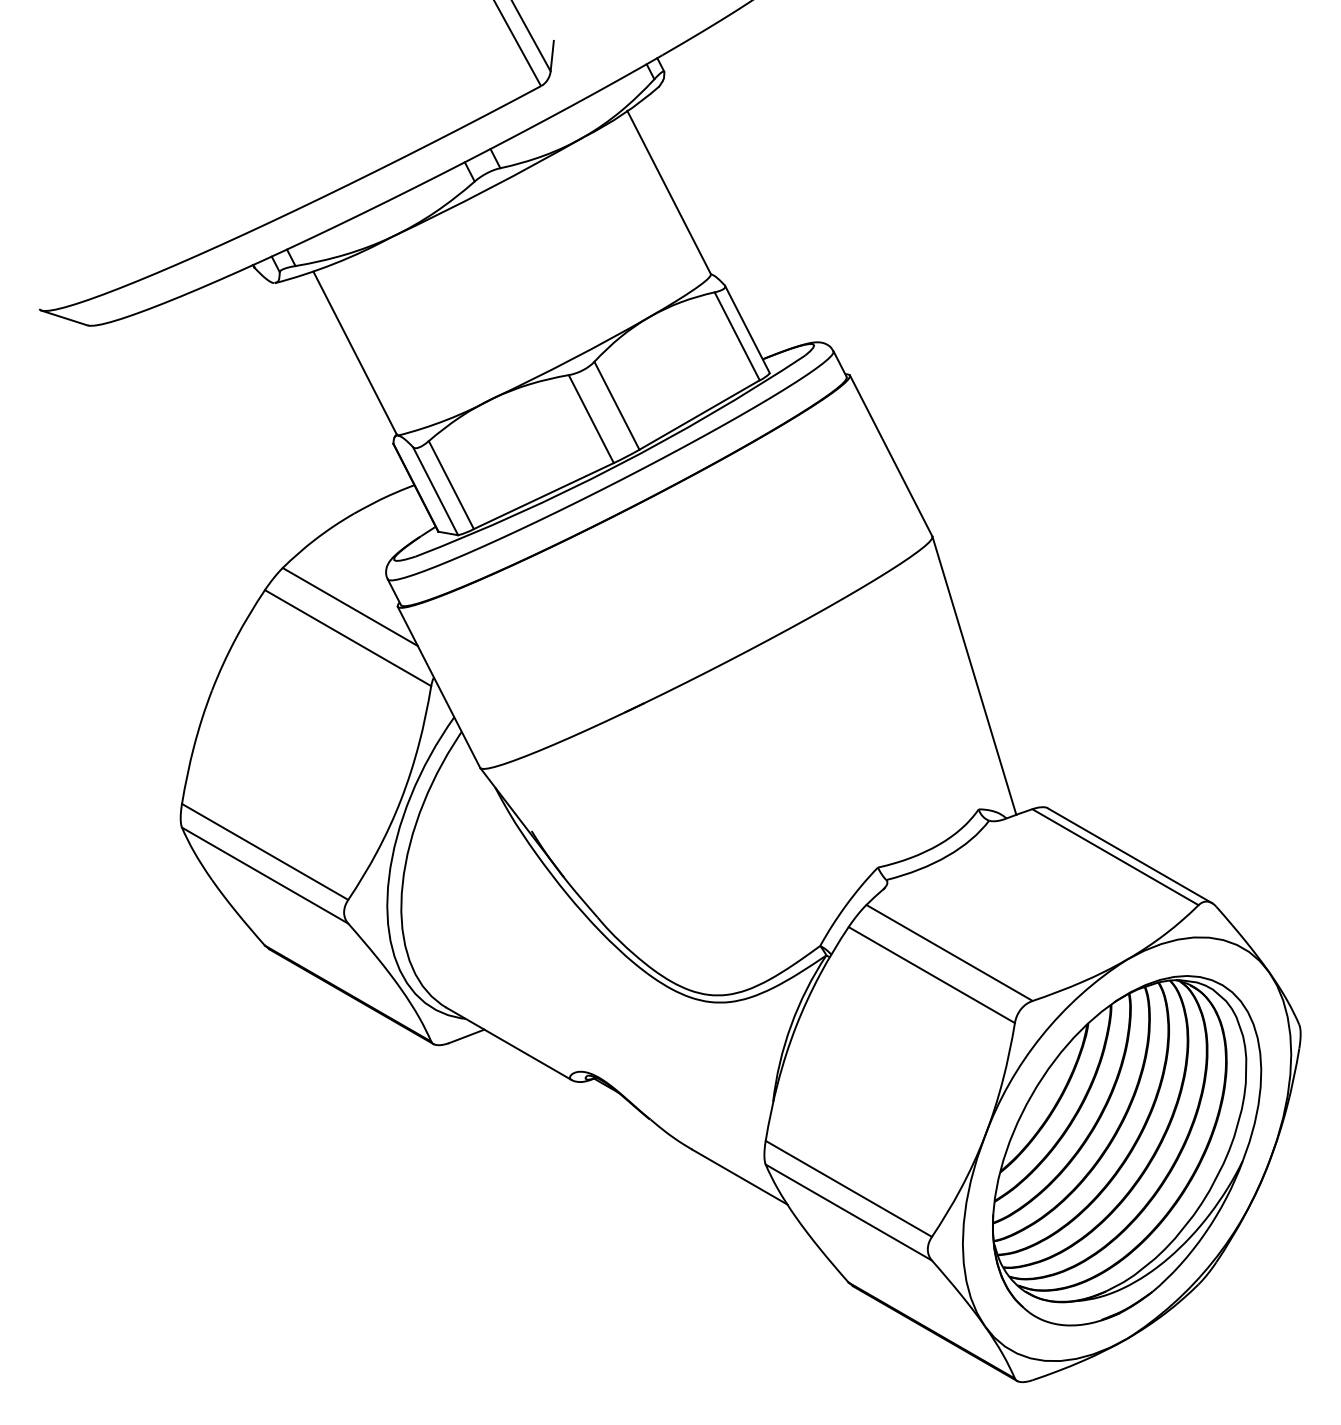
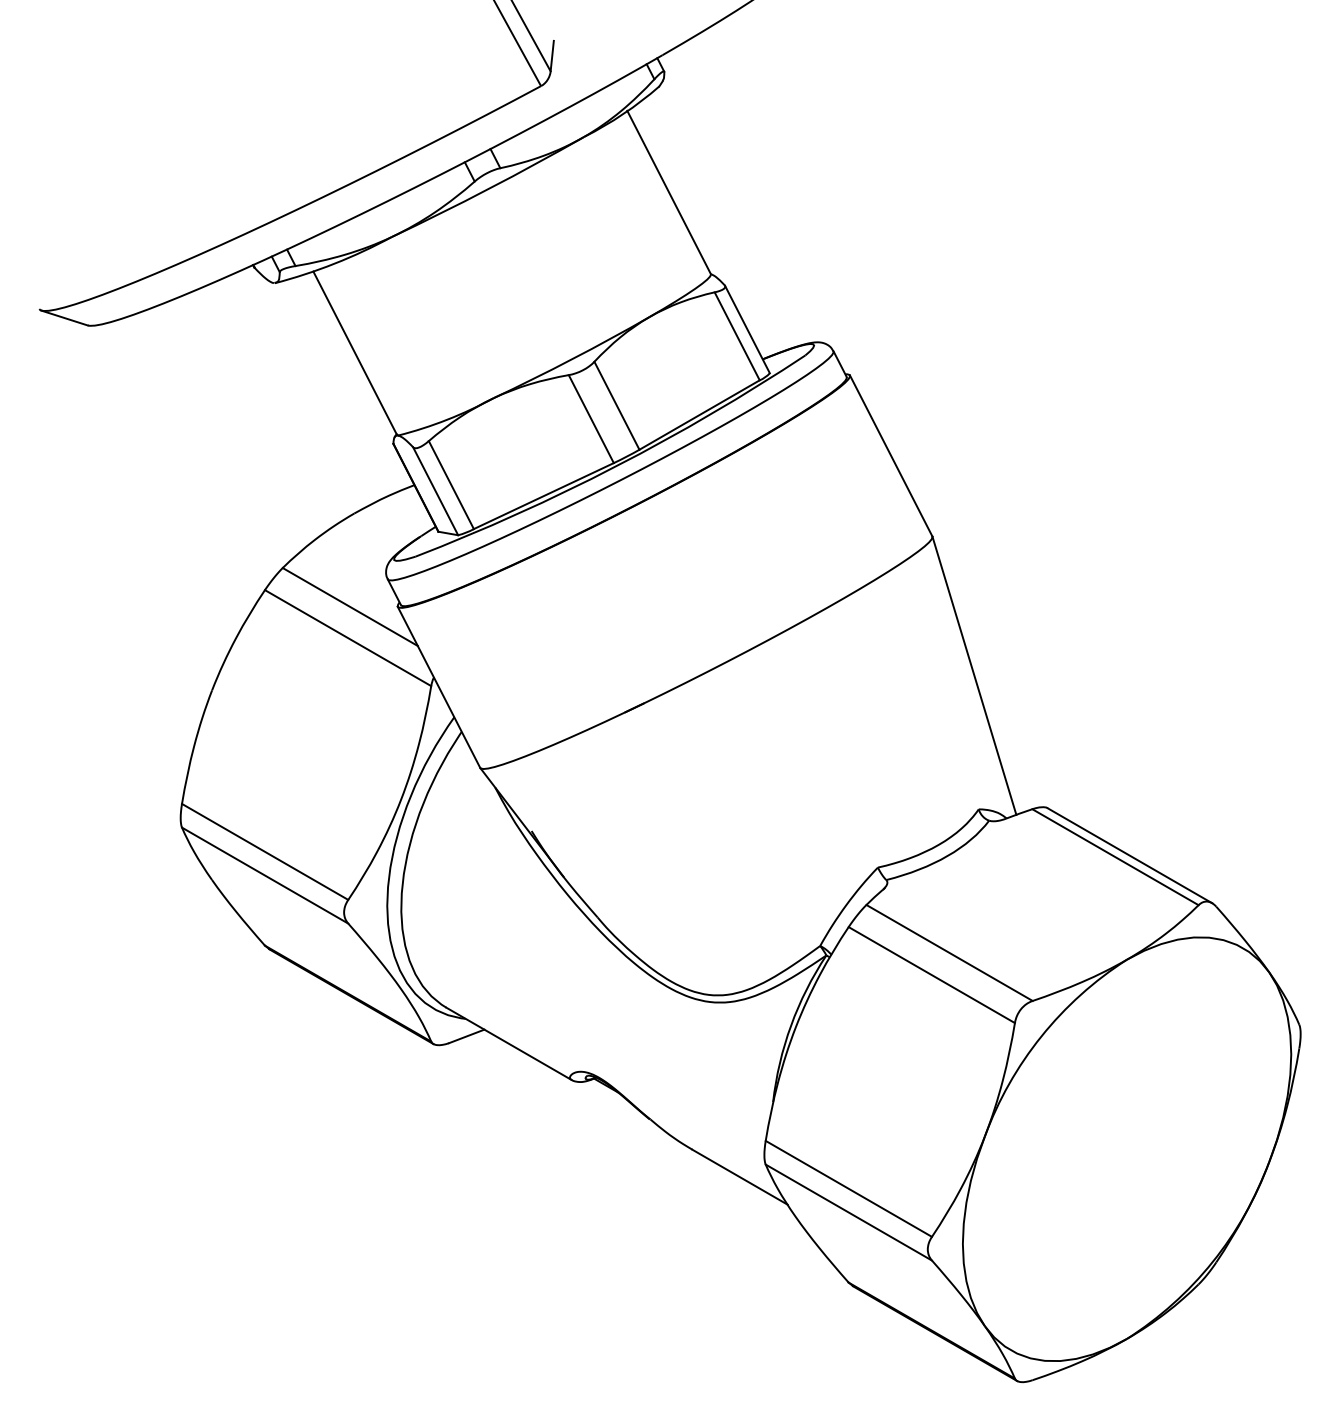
part: present -> none (1127, 1150)
